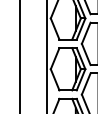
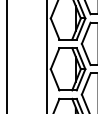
line position: (19, 56) -> (6, 56) (6, 56)
